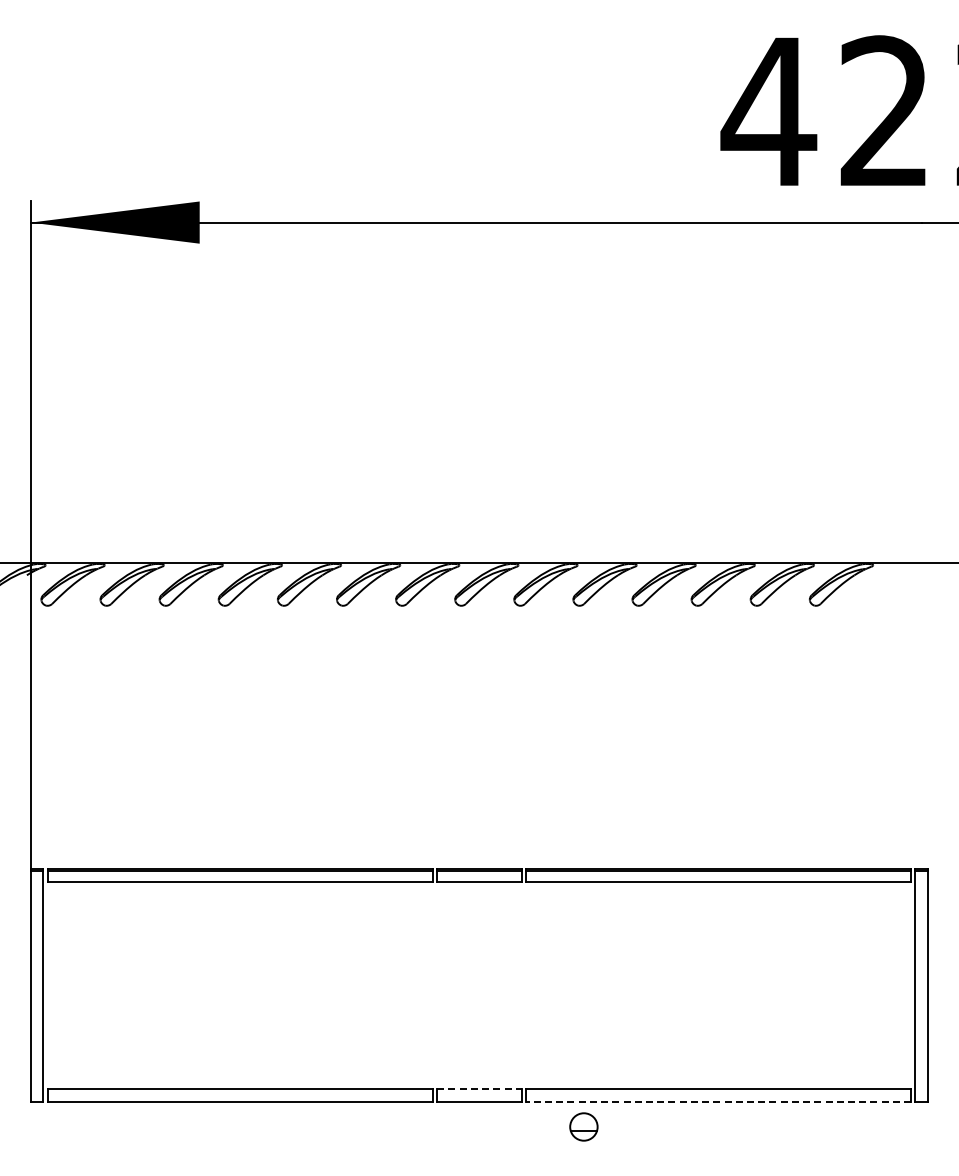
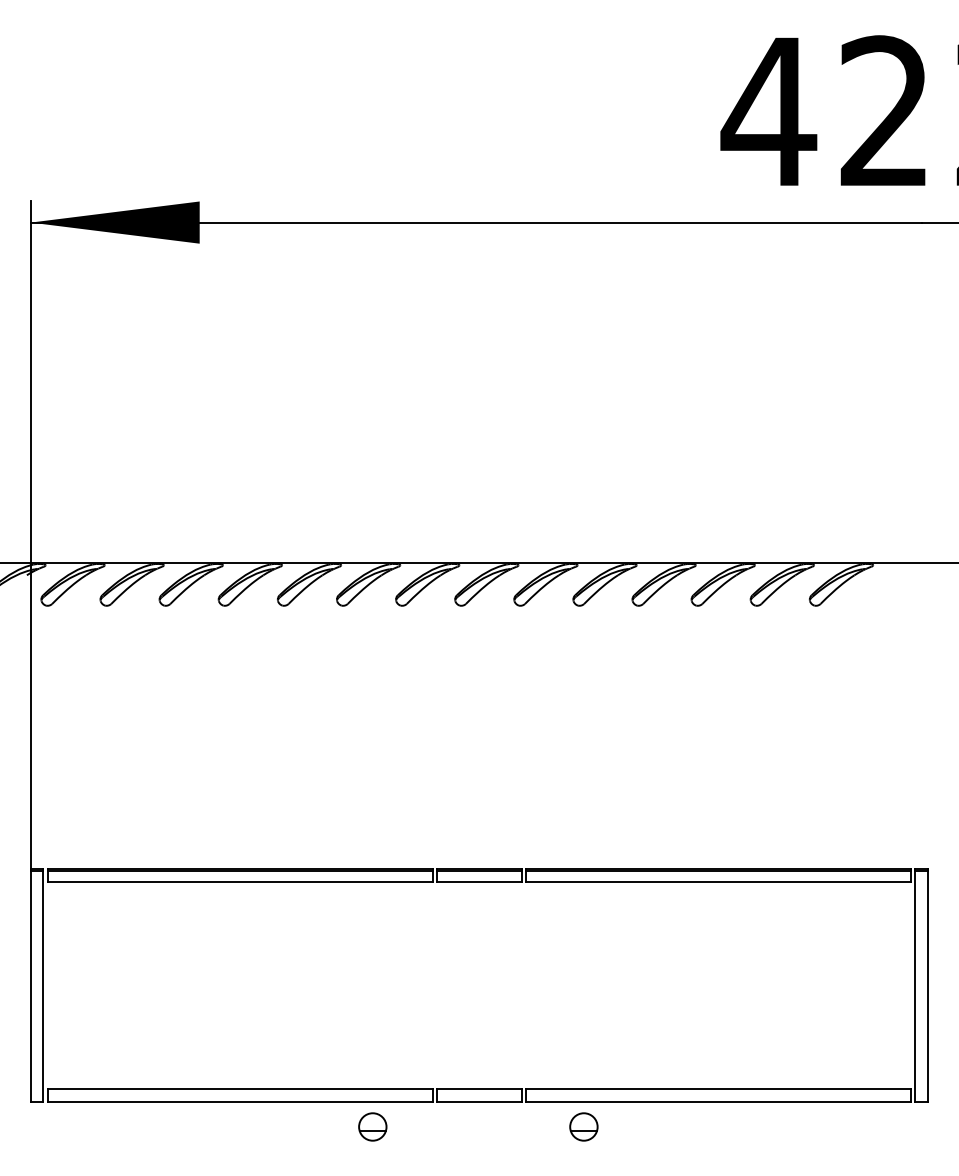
line: dashed -> solid (479, 1088)
line: dashed -> solid (718, 1101)
part: none -> present (372, 1126)
